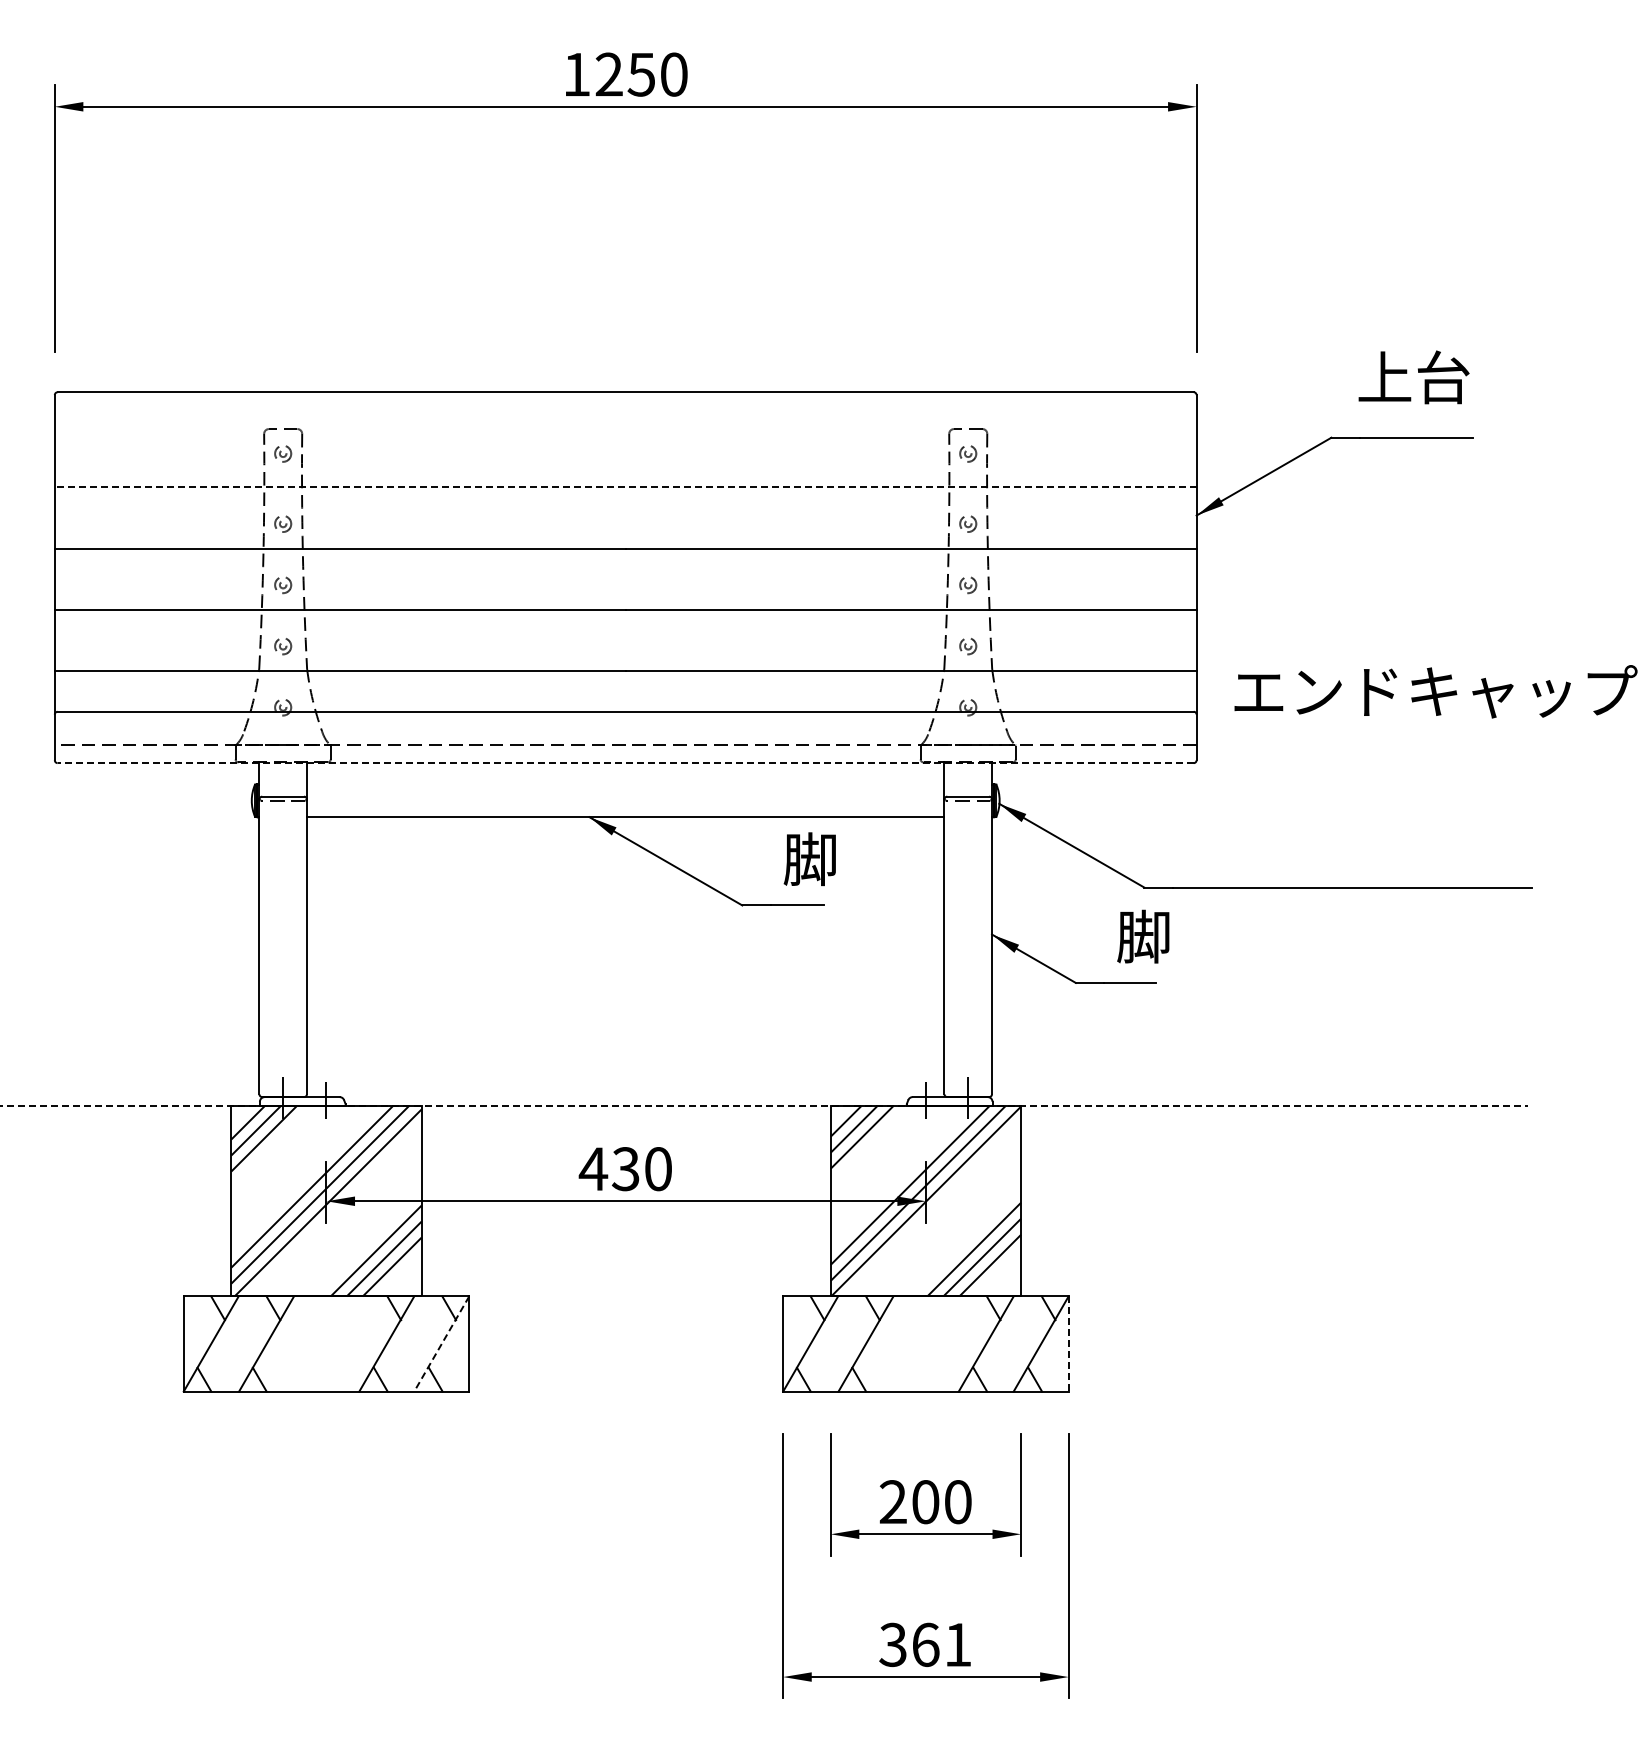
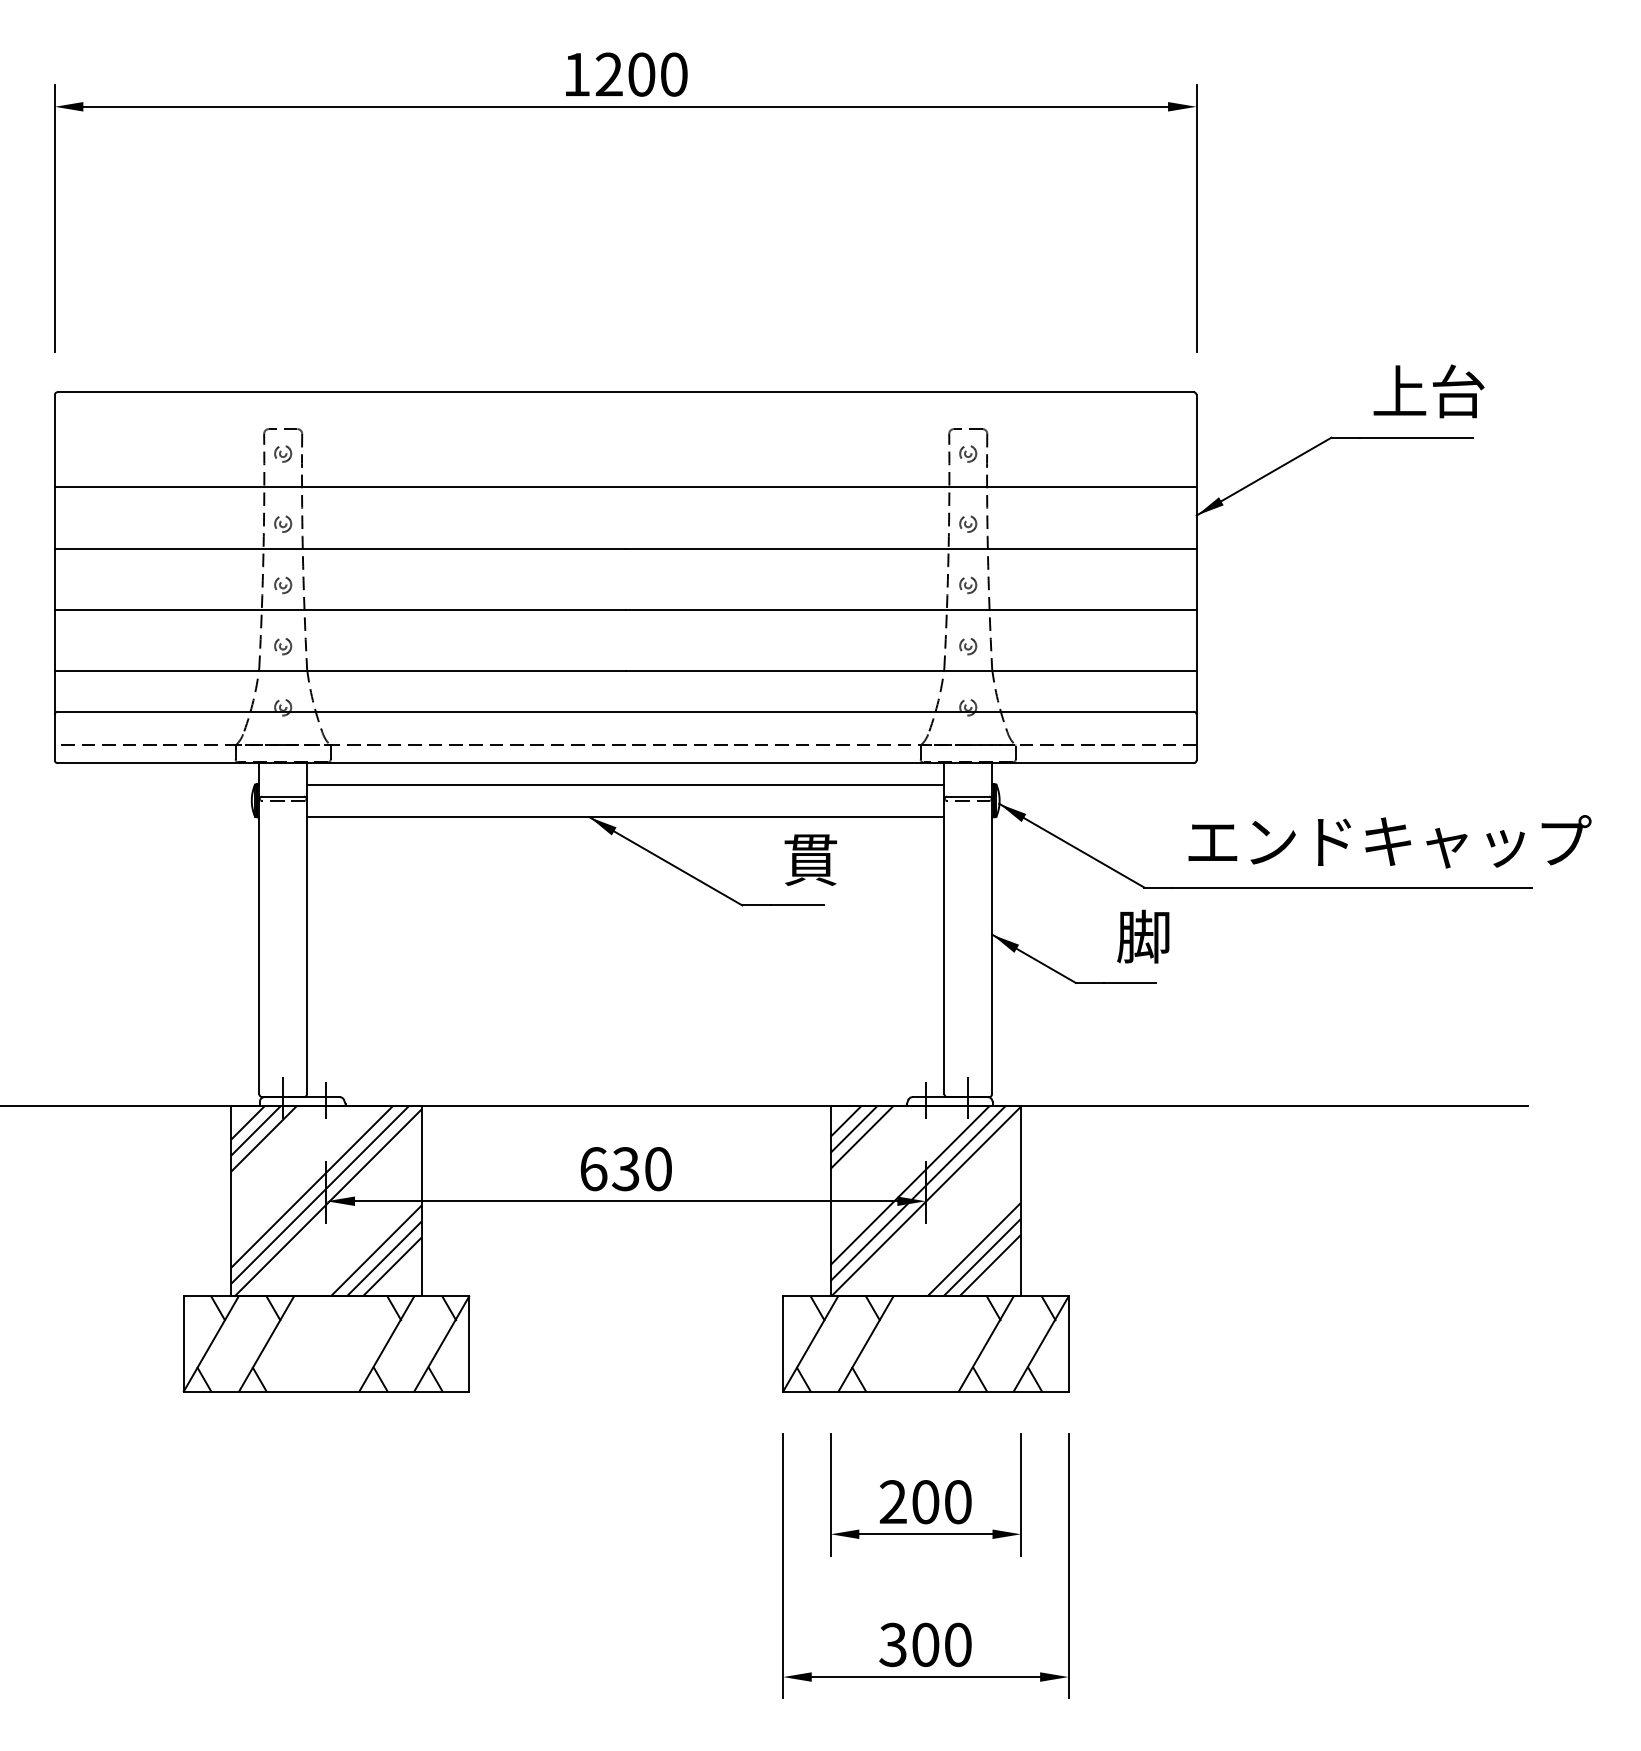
text: 1250 -> 1200 (641, 74)
text position: (1413, 377) -> (1428, 391) (1428, 391)
line: dashed -> solid (625, 487)
text position: (1435, 691) -> (1389, 841) (1389, 841)
line: dashed -> solid (625, 763)
line: none -> present (625, 784)
text: 脚 -> 貫 (809, 859)
line: dashed -> solid (764, 1106)
text: 430 -> 630 (593, 1169)
line: dashed -> solid (1068, 1343)
line: dashed -> solid (441, 1344)
text: 361 -> 300 (941, 1644)
